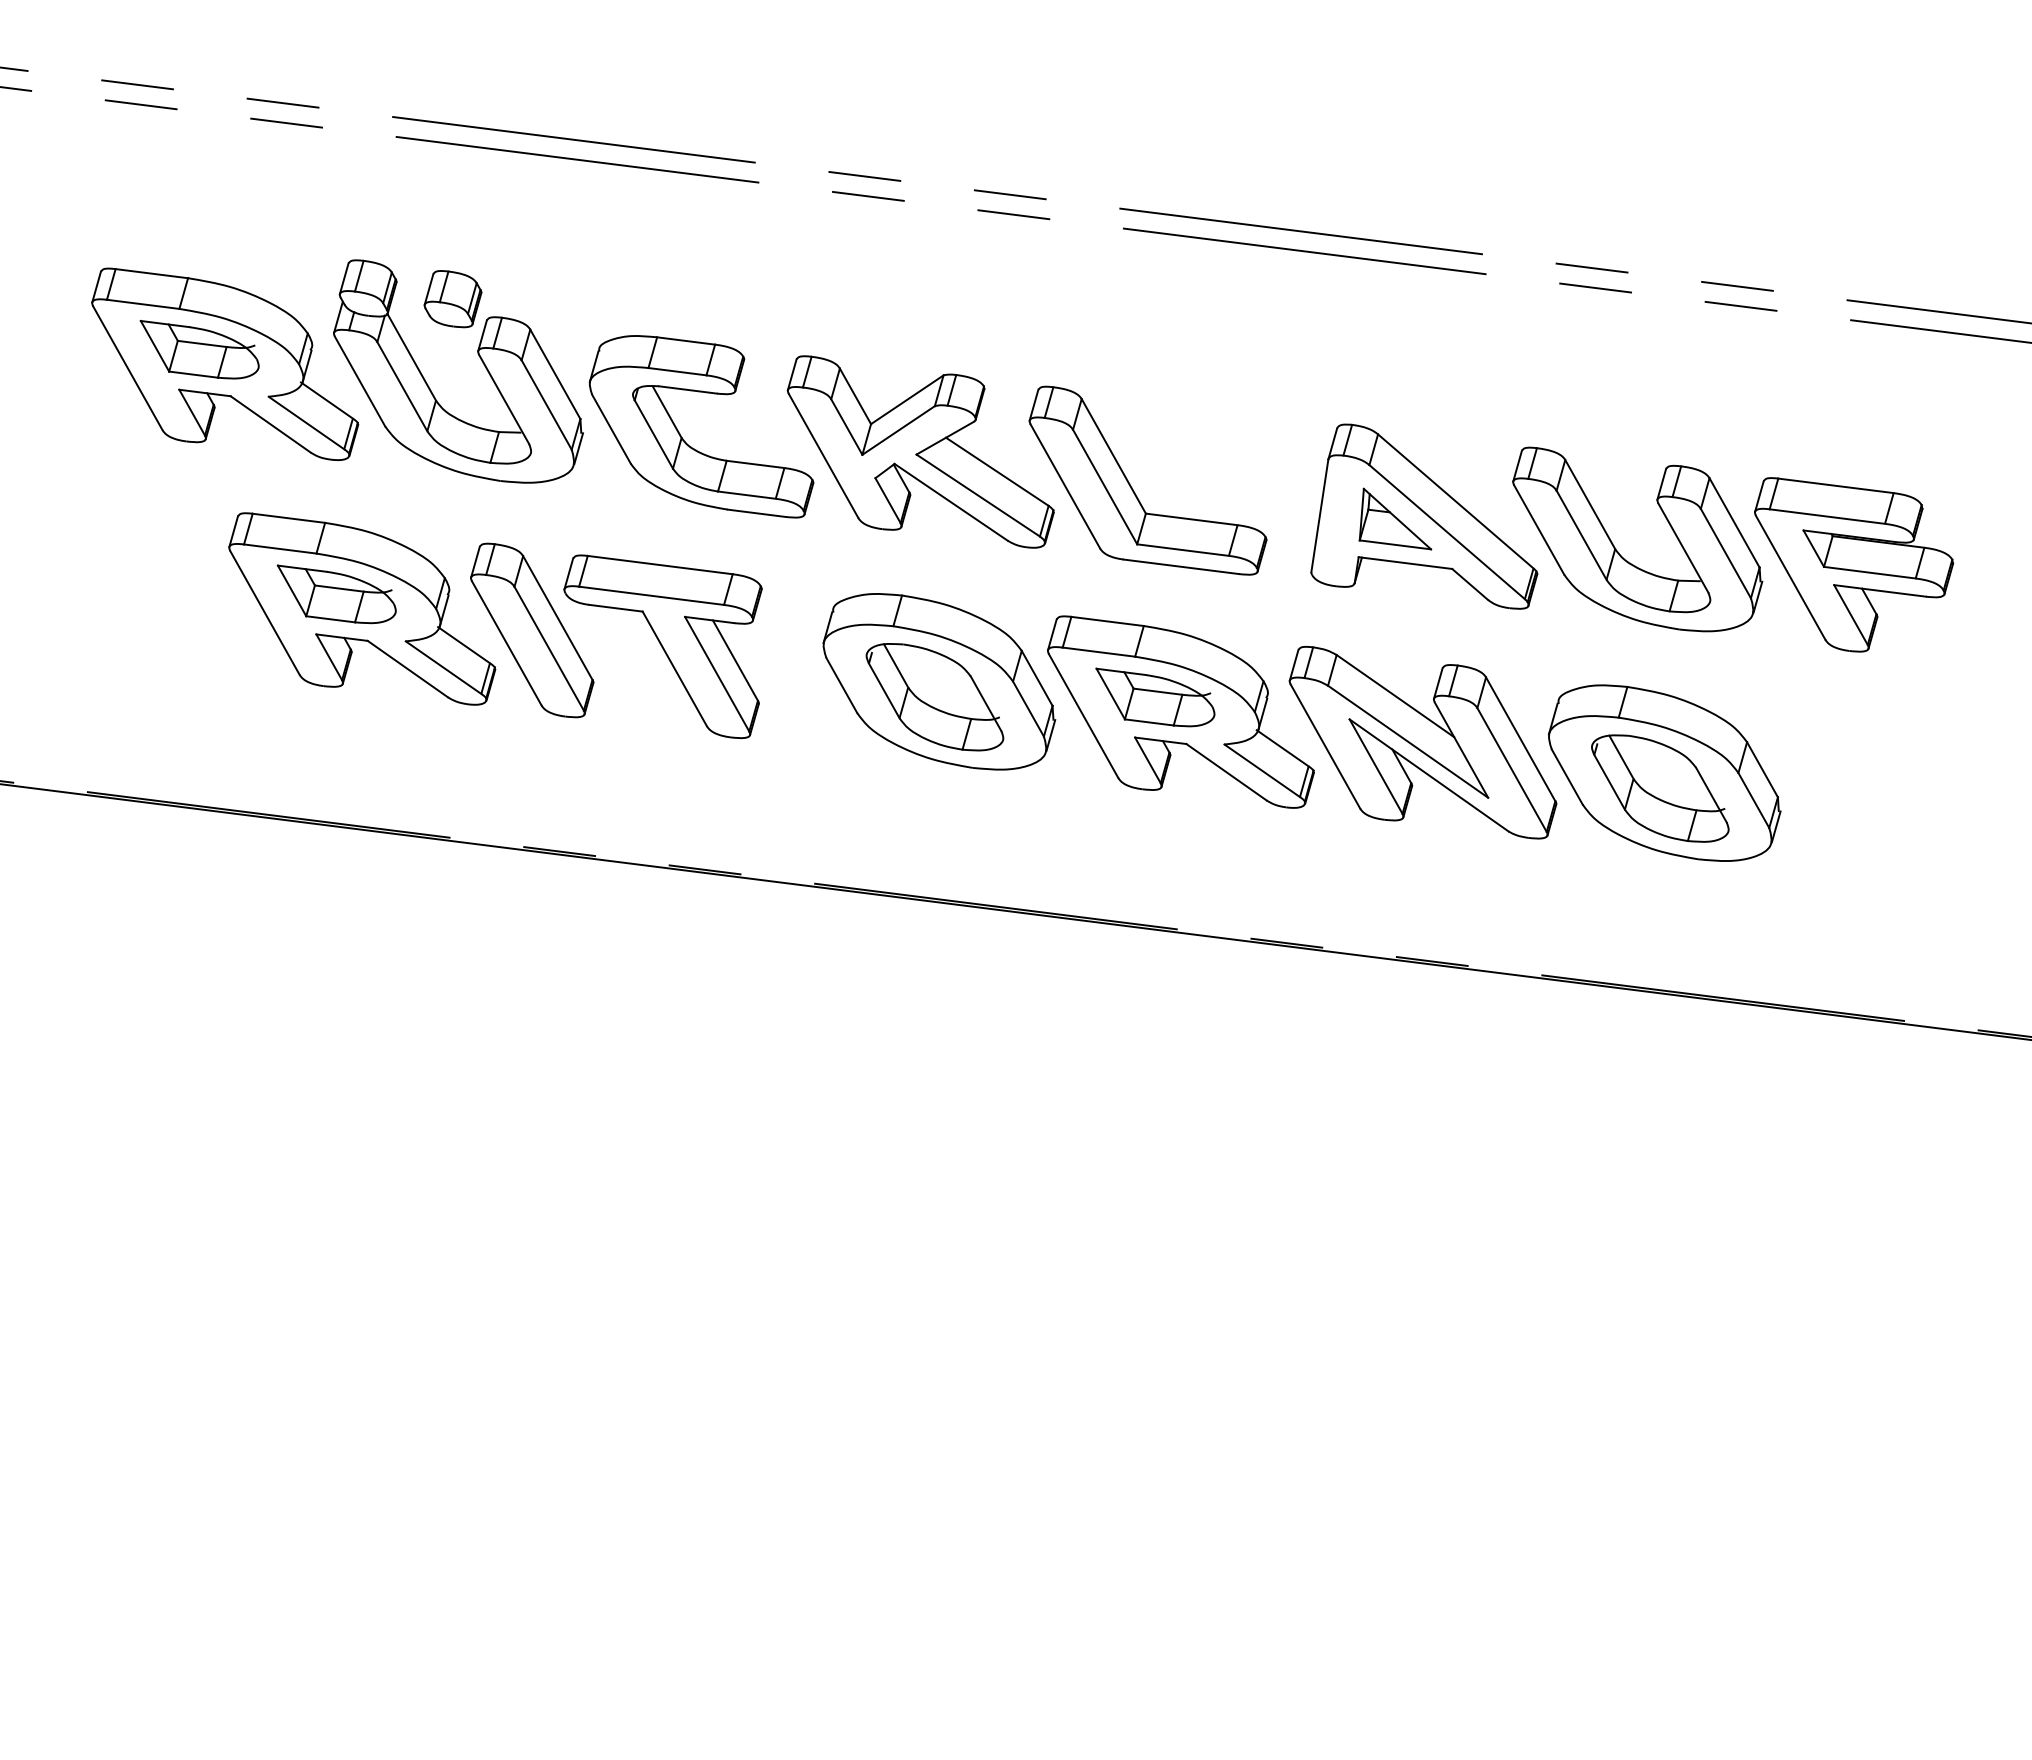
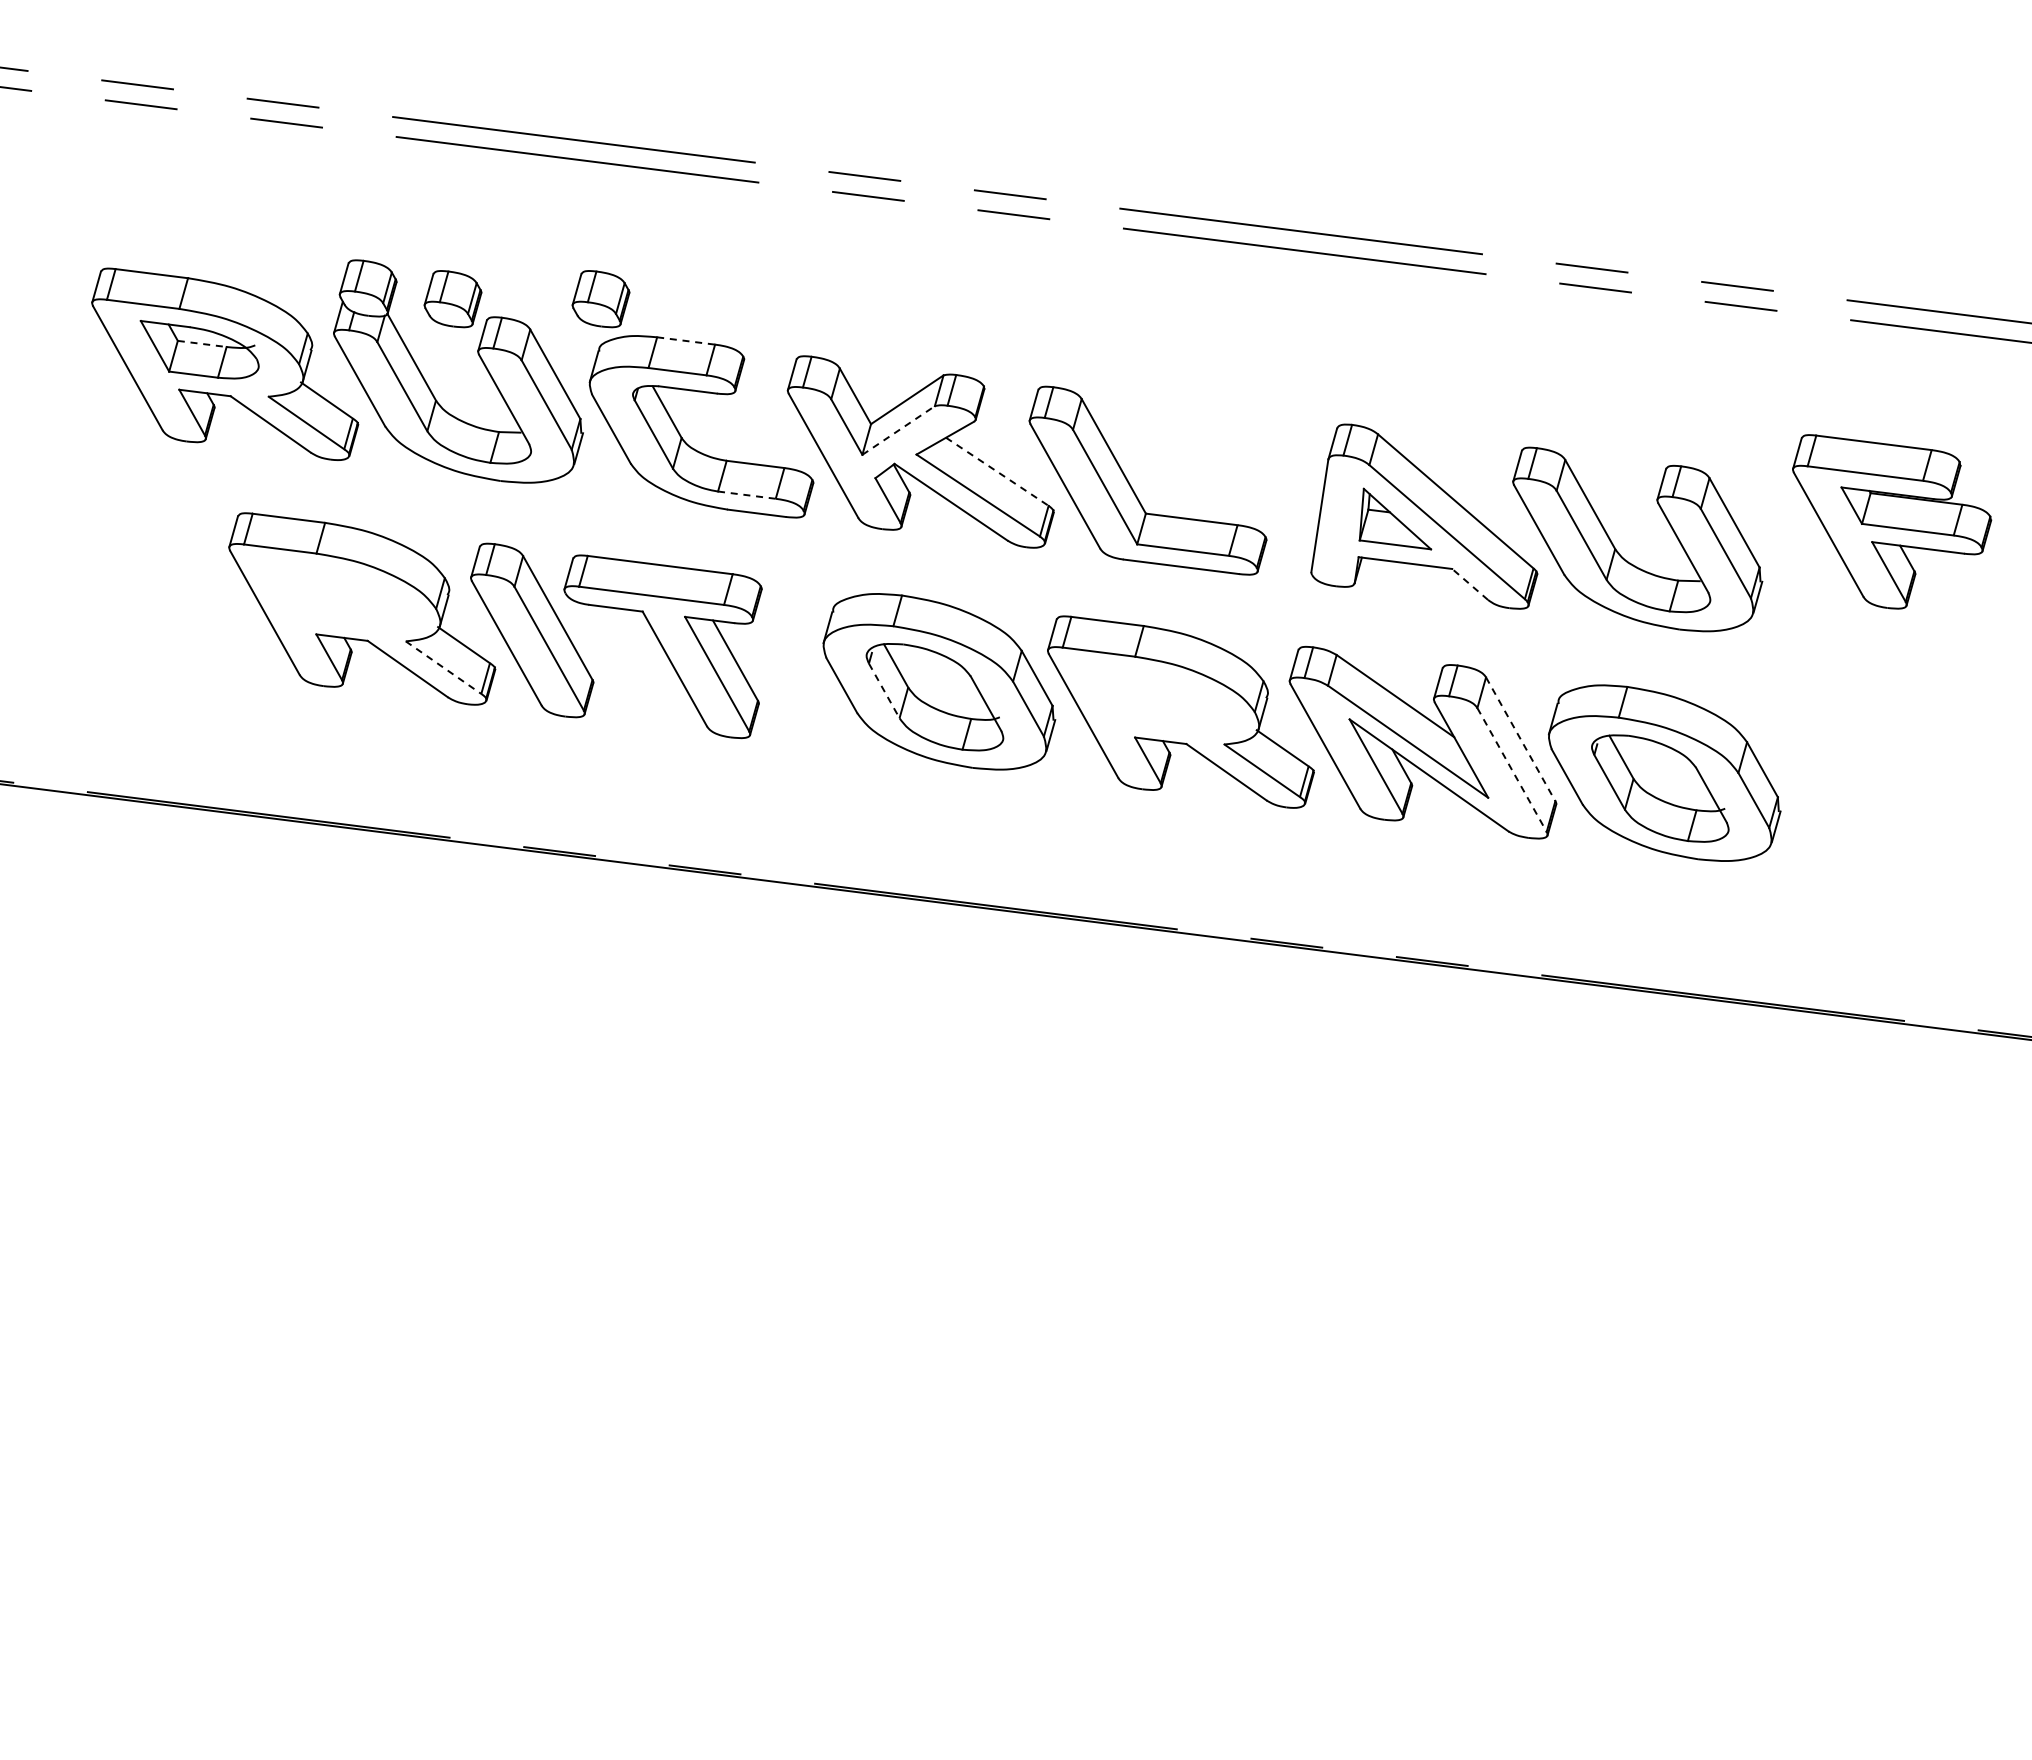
part: none -> present (600, 299)
line: solid -> dashed (686, 341)
line: solid -> dashed (202, 343)
line: solid -> dashed (898, 430)
line: solid -> dashed (997, 471)
line: solid -> dashed (747, 495)
part position: (1854, 564) -> (1892, 521) (1892, 521)
line: solid -> dashed (1470, 584)
part: present -> none (336, 594)
line: solid -> dashed (443, 667)
line: solid -> dashed (884, 691)
part: present -> none (1155, 697)
line: solid -> dashed (1520, 739)
line: solid -> dashed (1512, 770)
